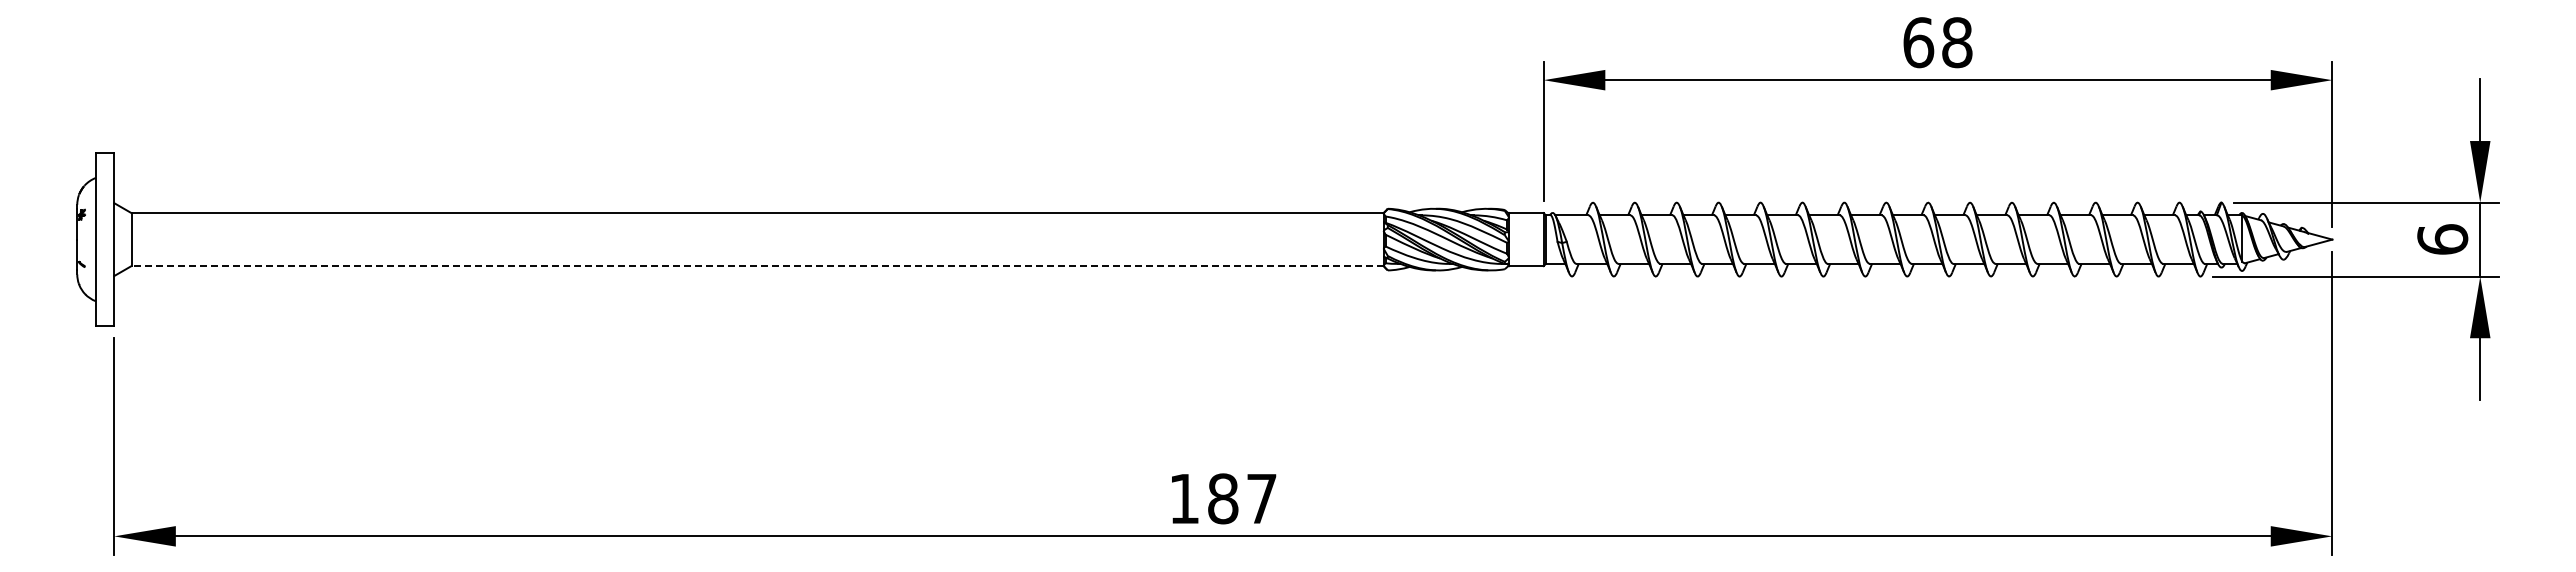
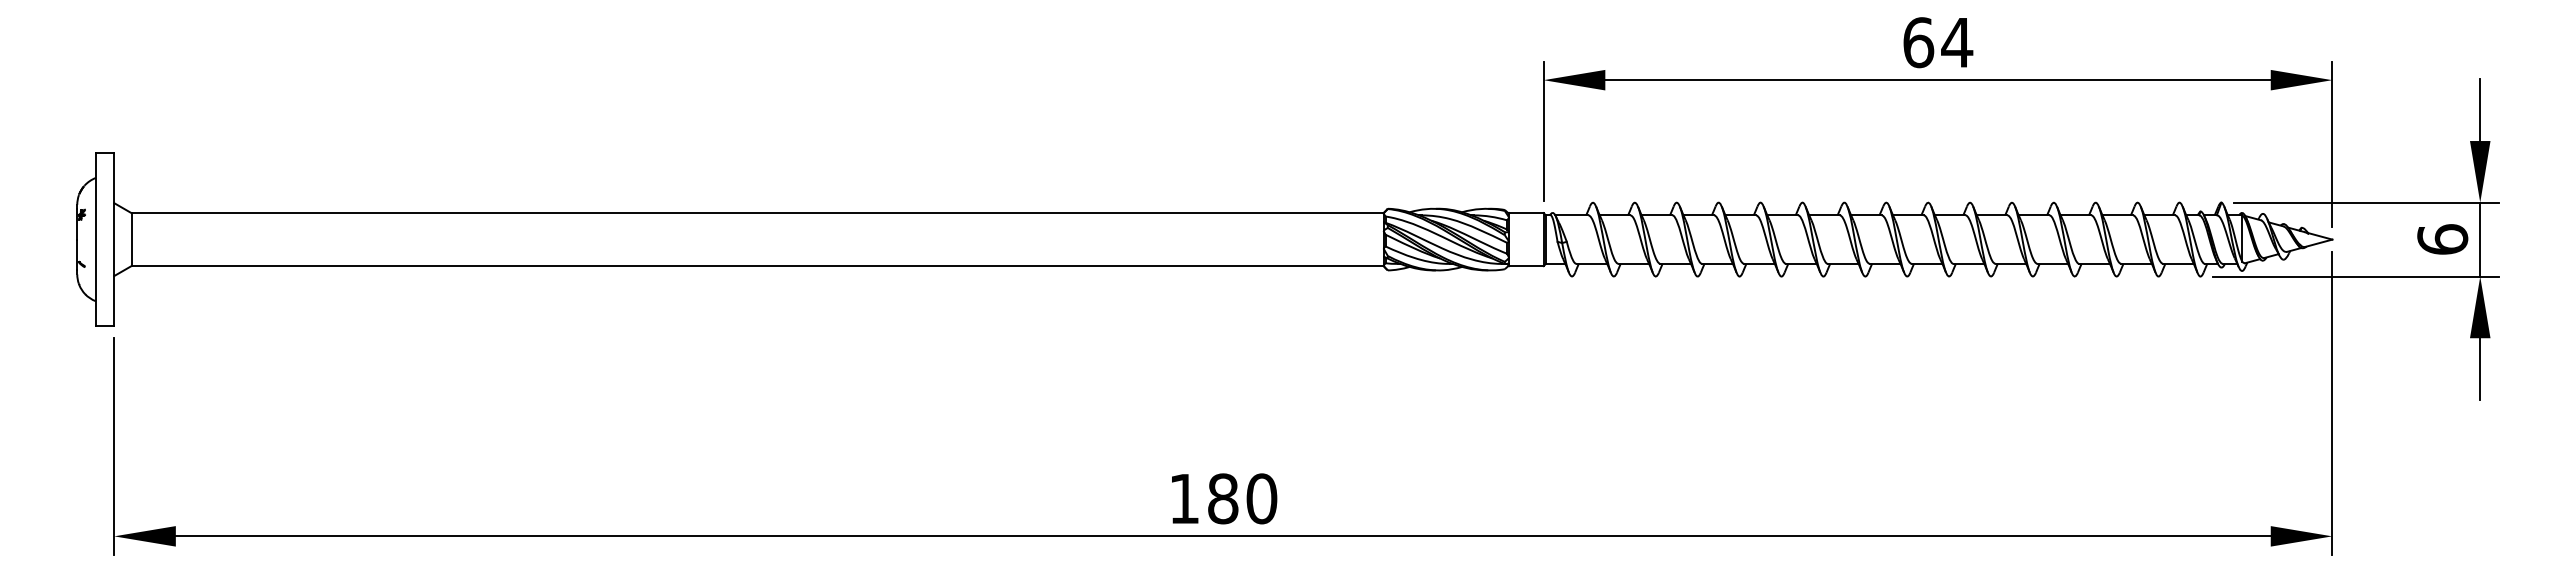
text: 68 -> 64 (1957, 42)
line: dashed -> solid (757, 266)
text: 187 -> 180 (1261, 498)
